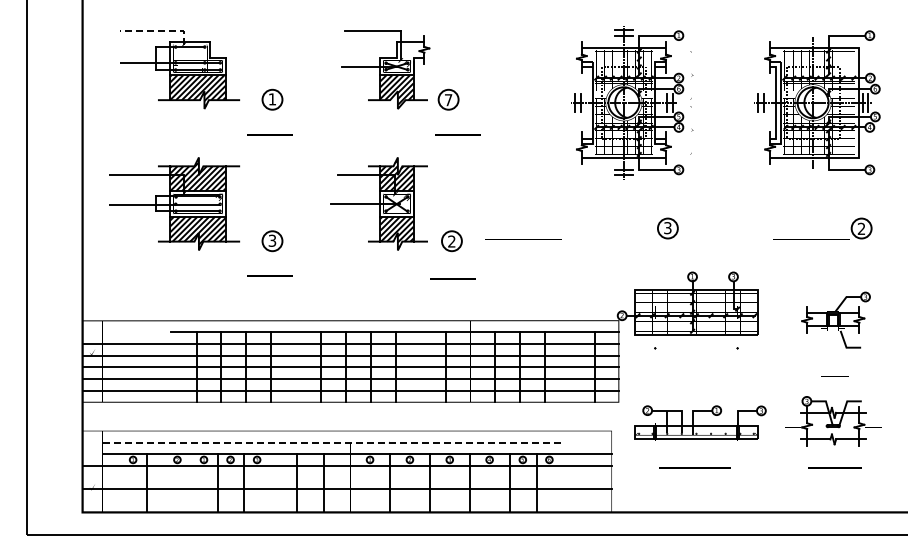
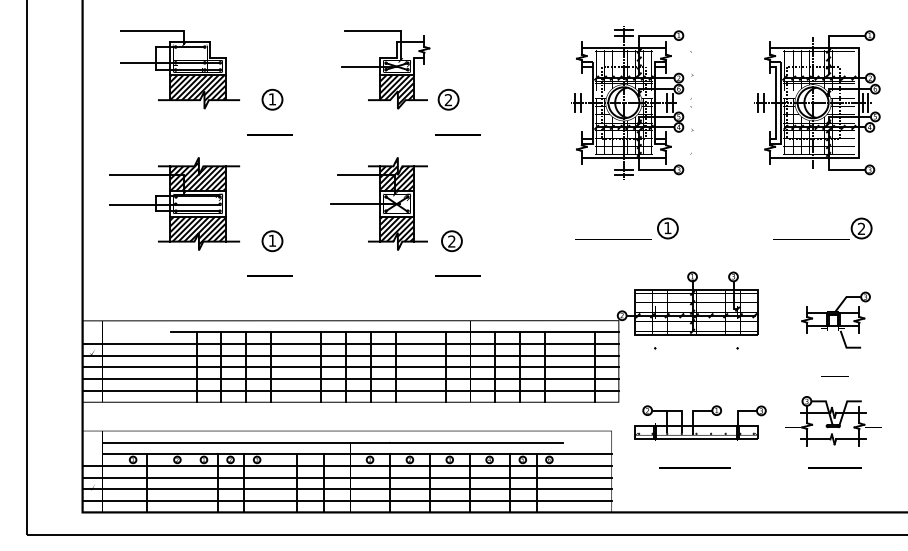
line: dashed -> solid (158, 30)
text: 7 -> 2 (448, 100)
text: 3 -> 1 (667, 228)
line position: (523, 239) -> (613, 239) (613, 239)
text: 3 -> 1 (272, 240)
line position: (452, 278) -> (457, 275) (457, 275)
line: dashed -> solid (333, 442)
line: none -> present (346, 477)
line: none -> present (346, 500)
